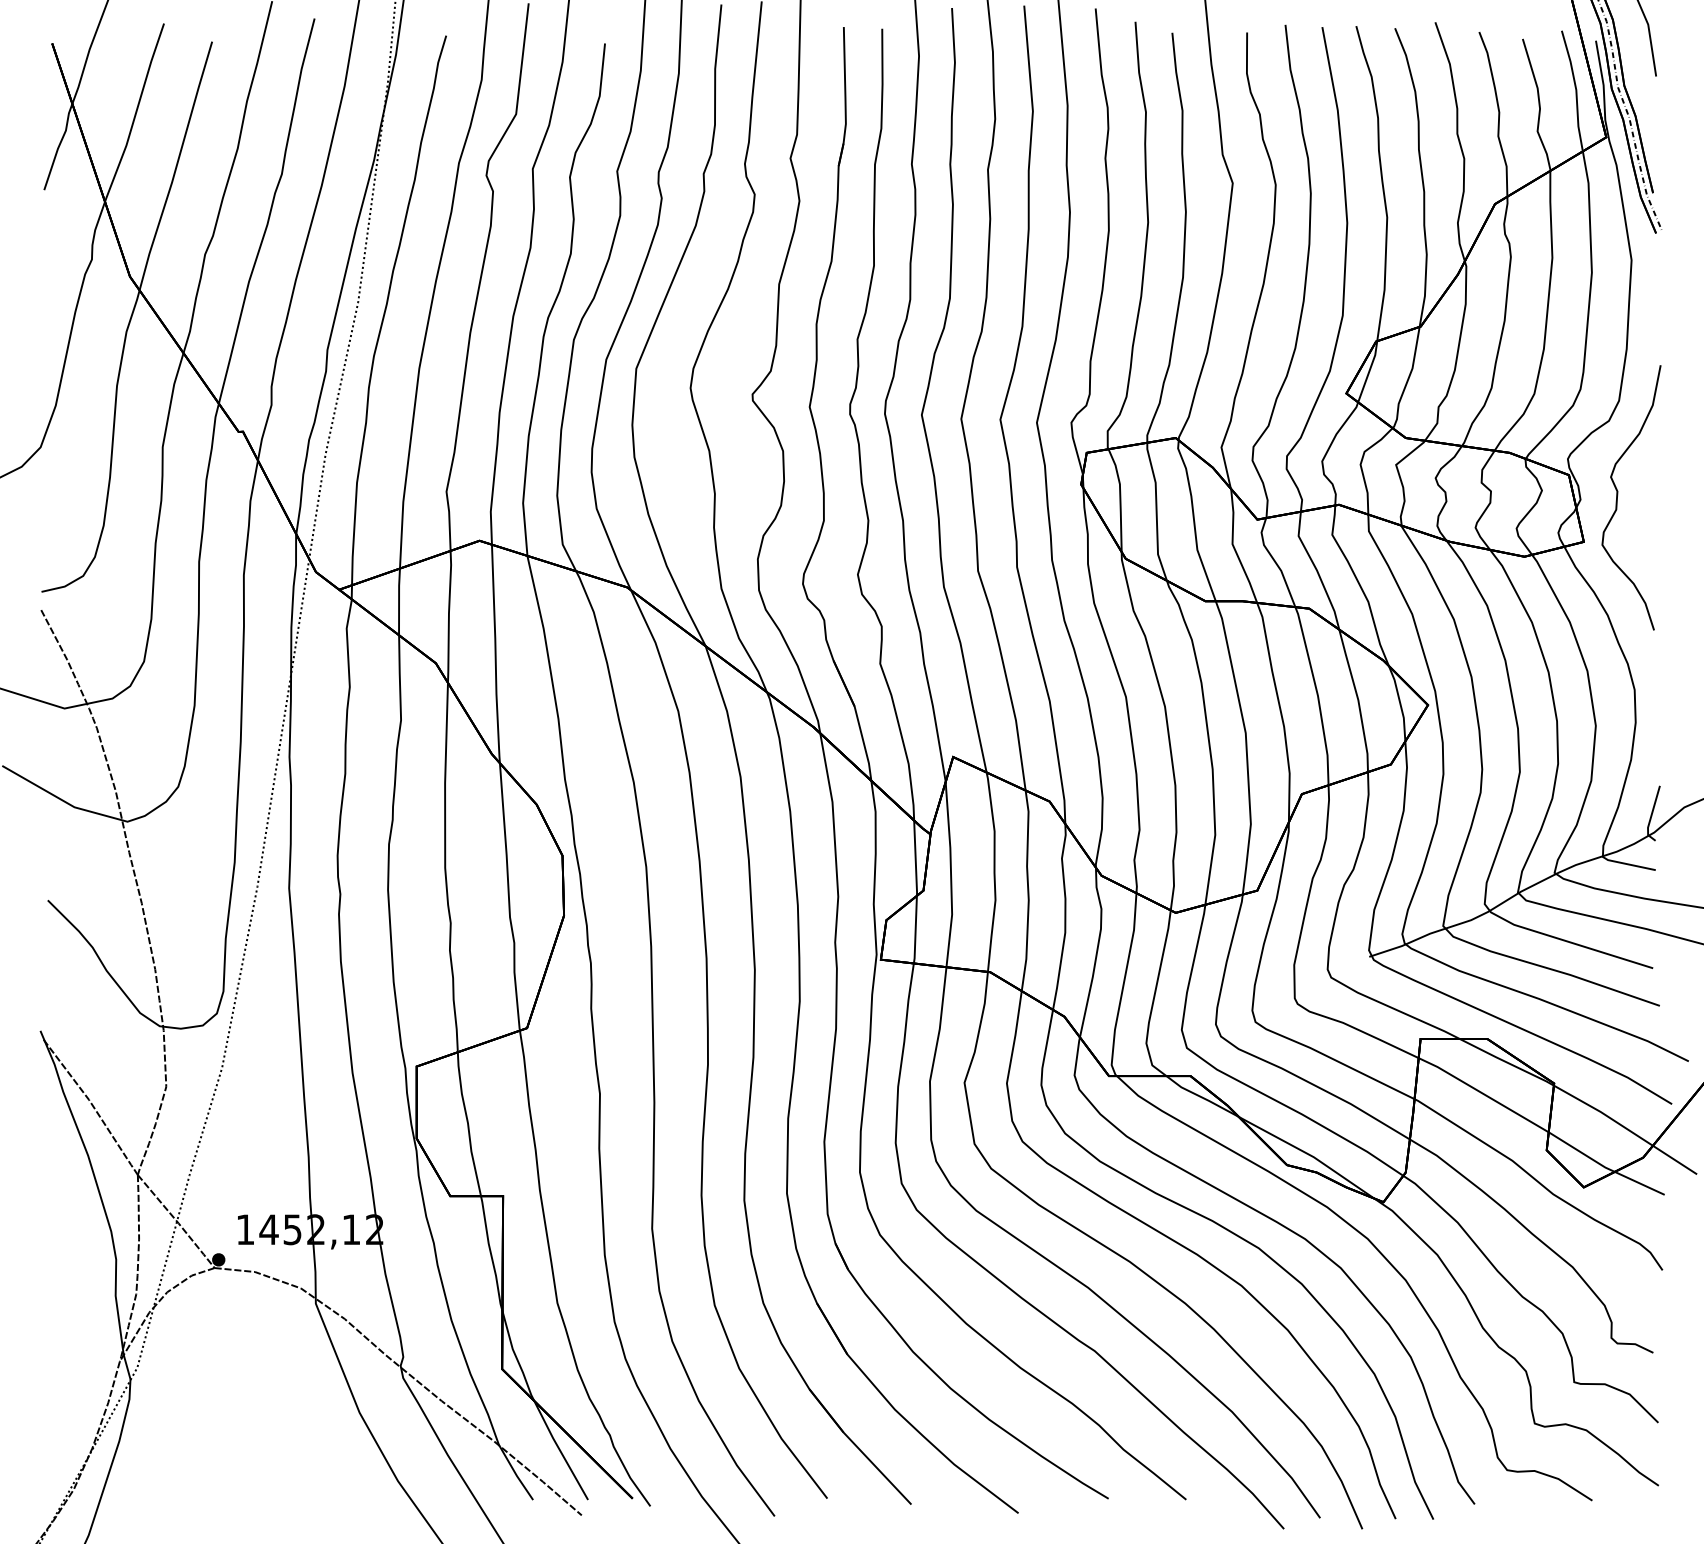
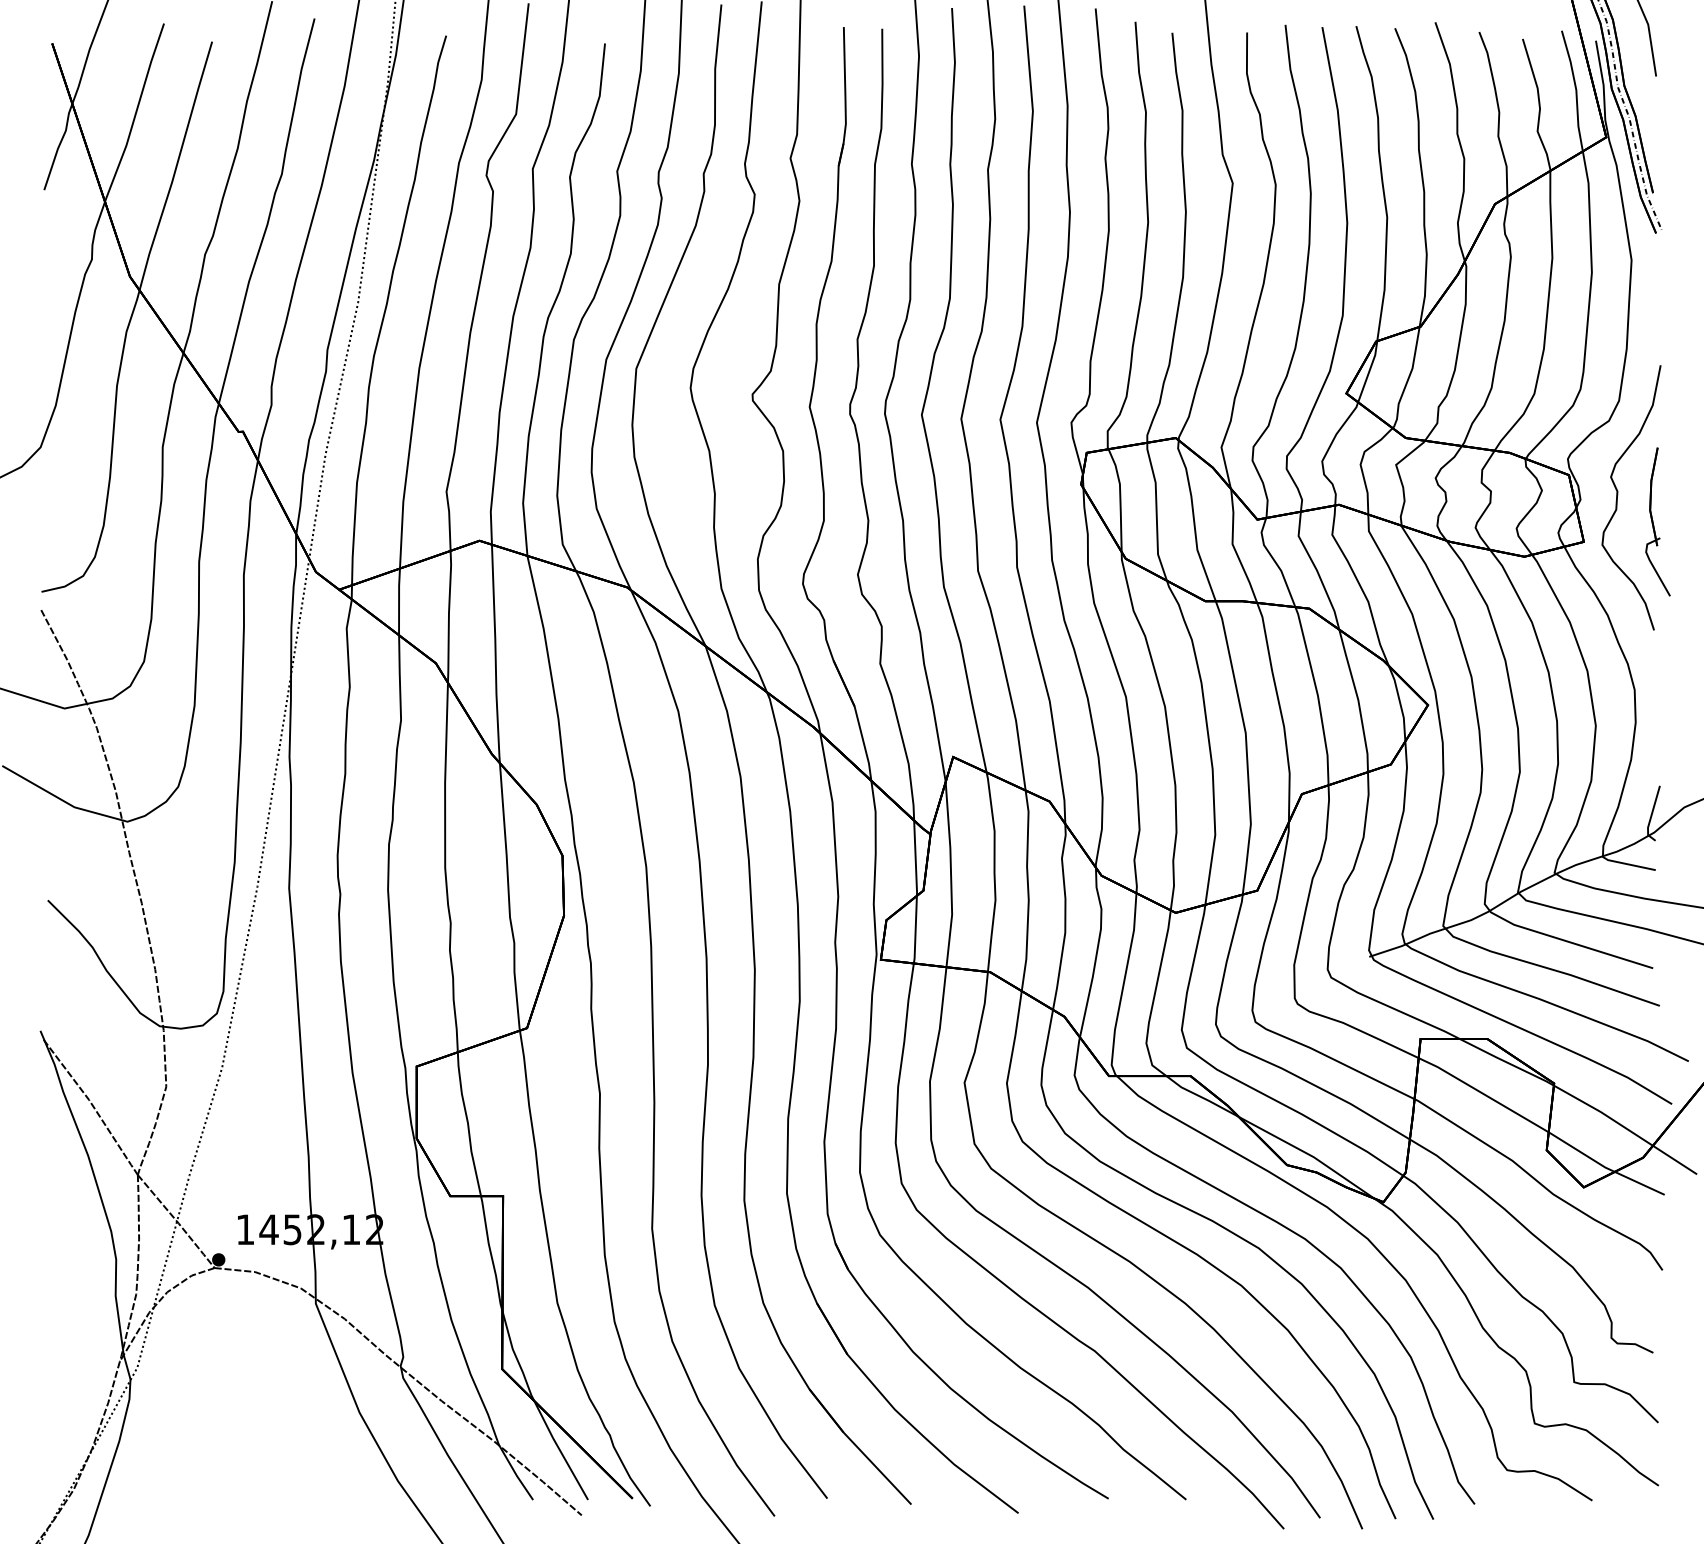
part: none -> present (1657, 521)
